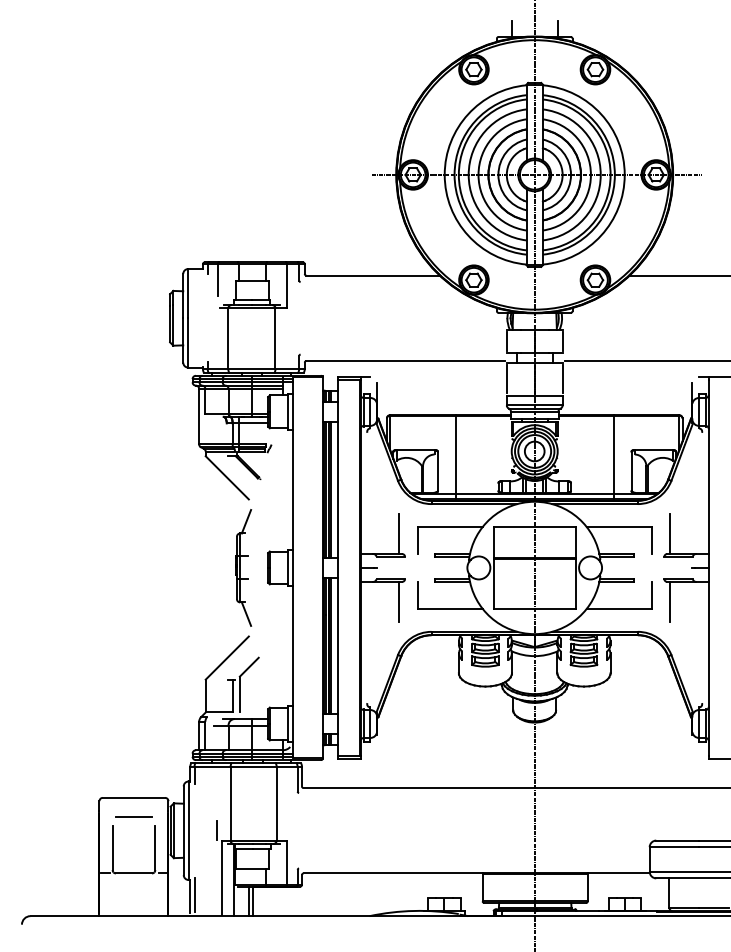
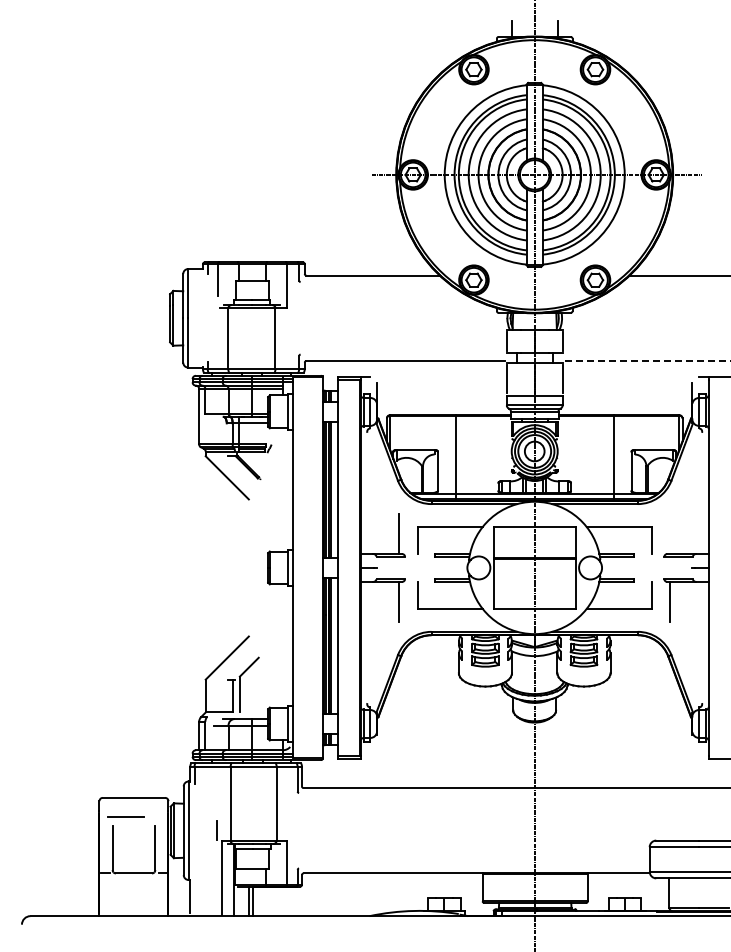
line: solid -> dashed (647, 361)
line: present -> none (670, 533)
part: present -> none (243, 567)
line position: (133, 816) -> (125, 816) (125, 816)
line: present -> none (194, 894)
